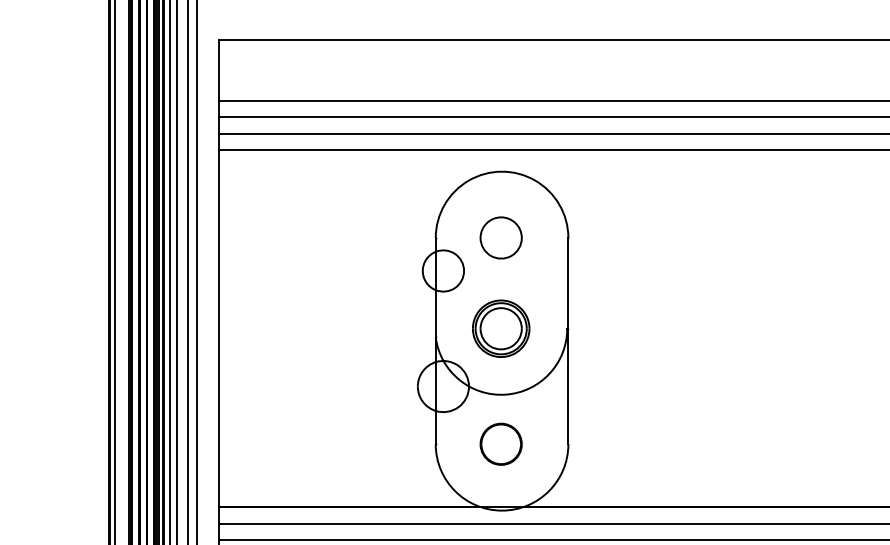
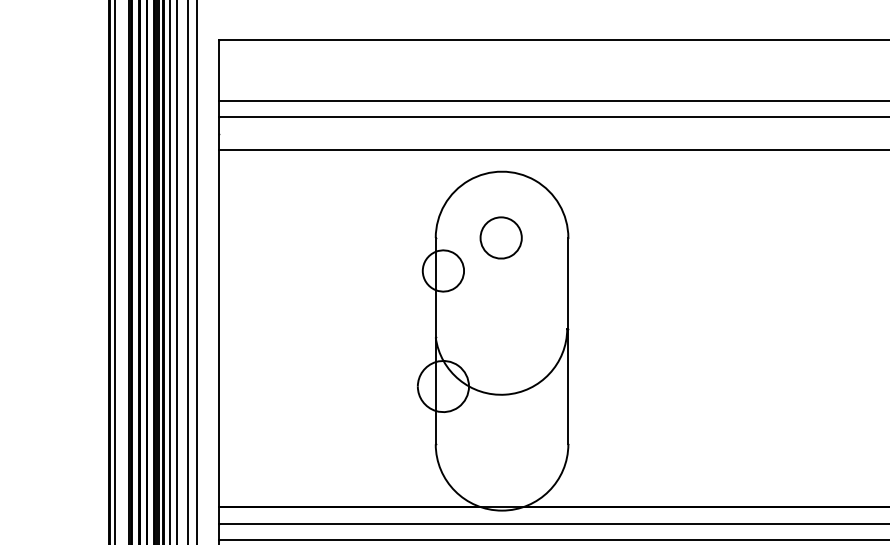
line: present -> none (552, 133)
part: present -> none (501, 328)
part: present -> none (500, 443)
